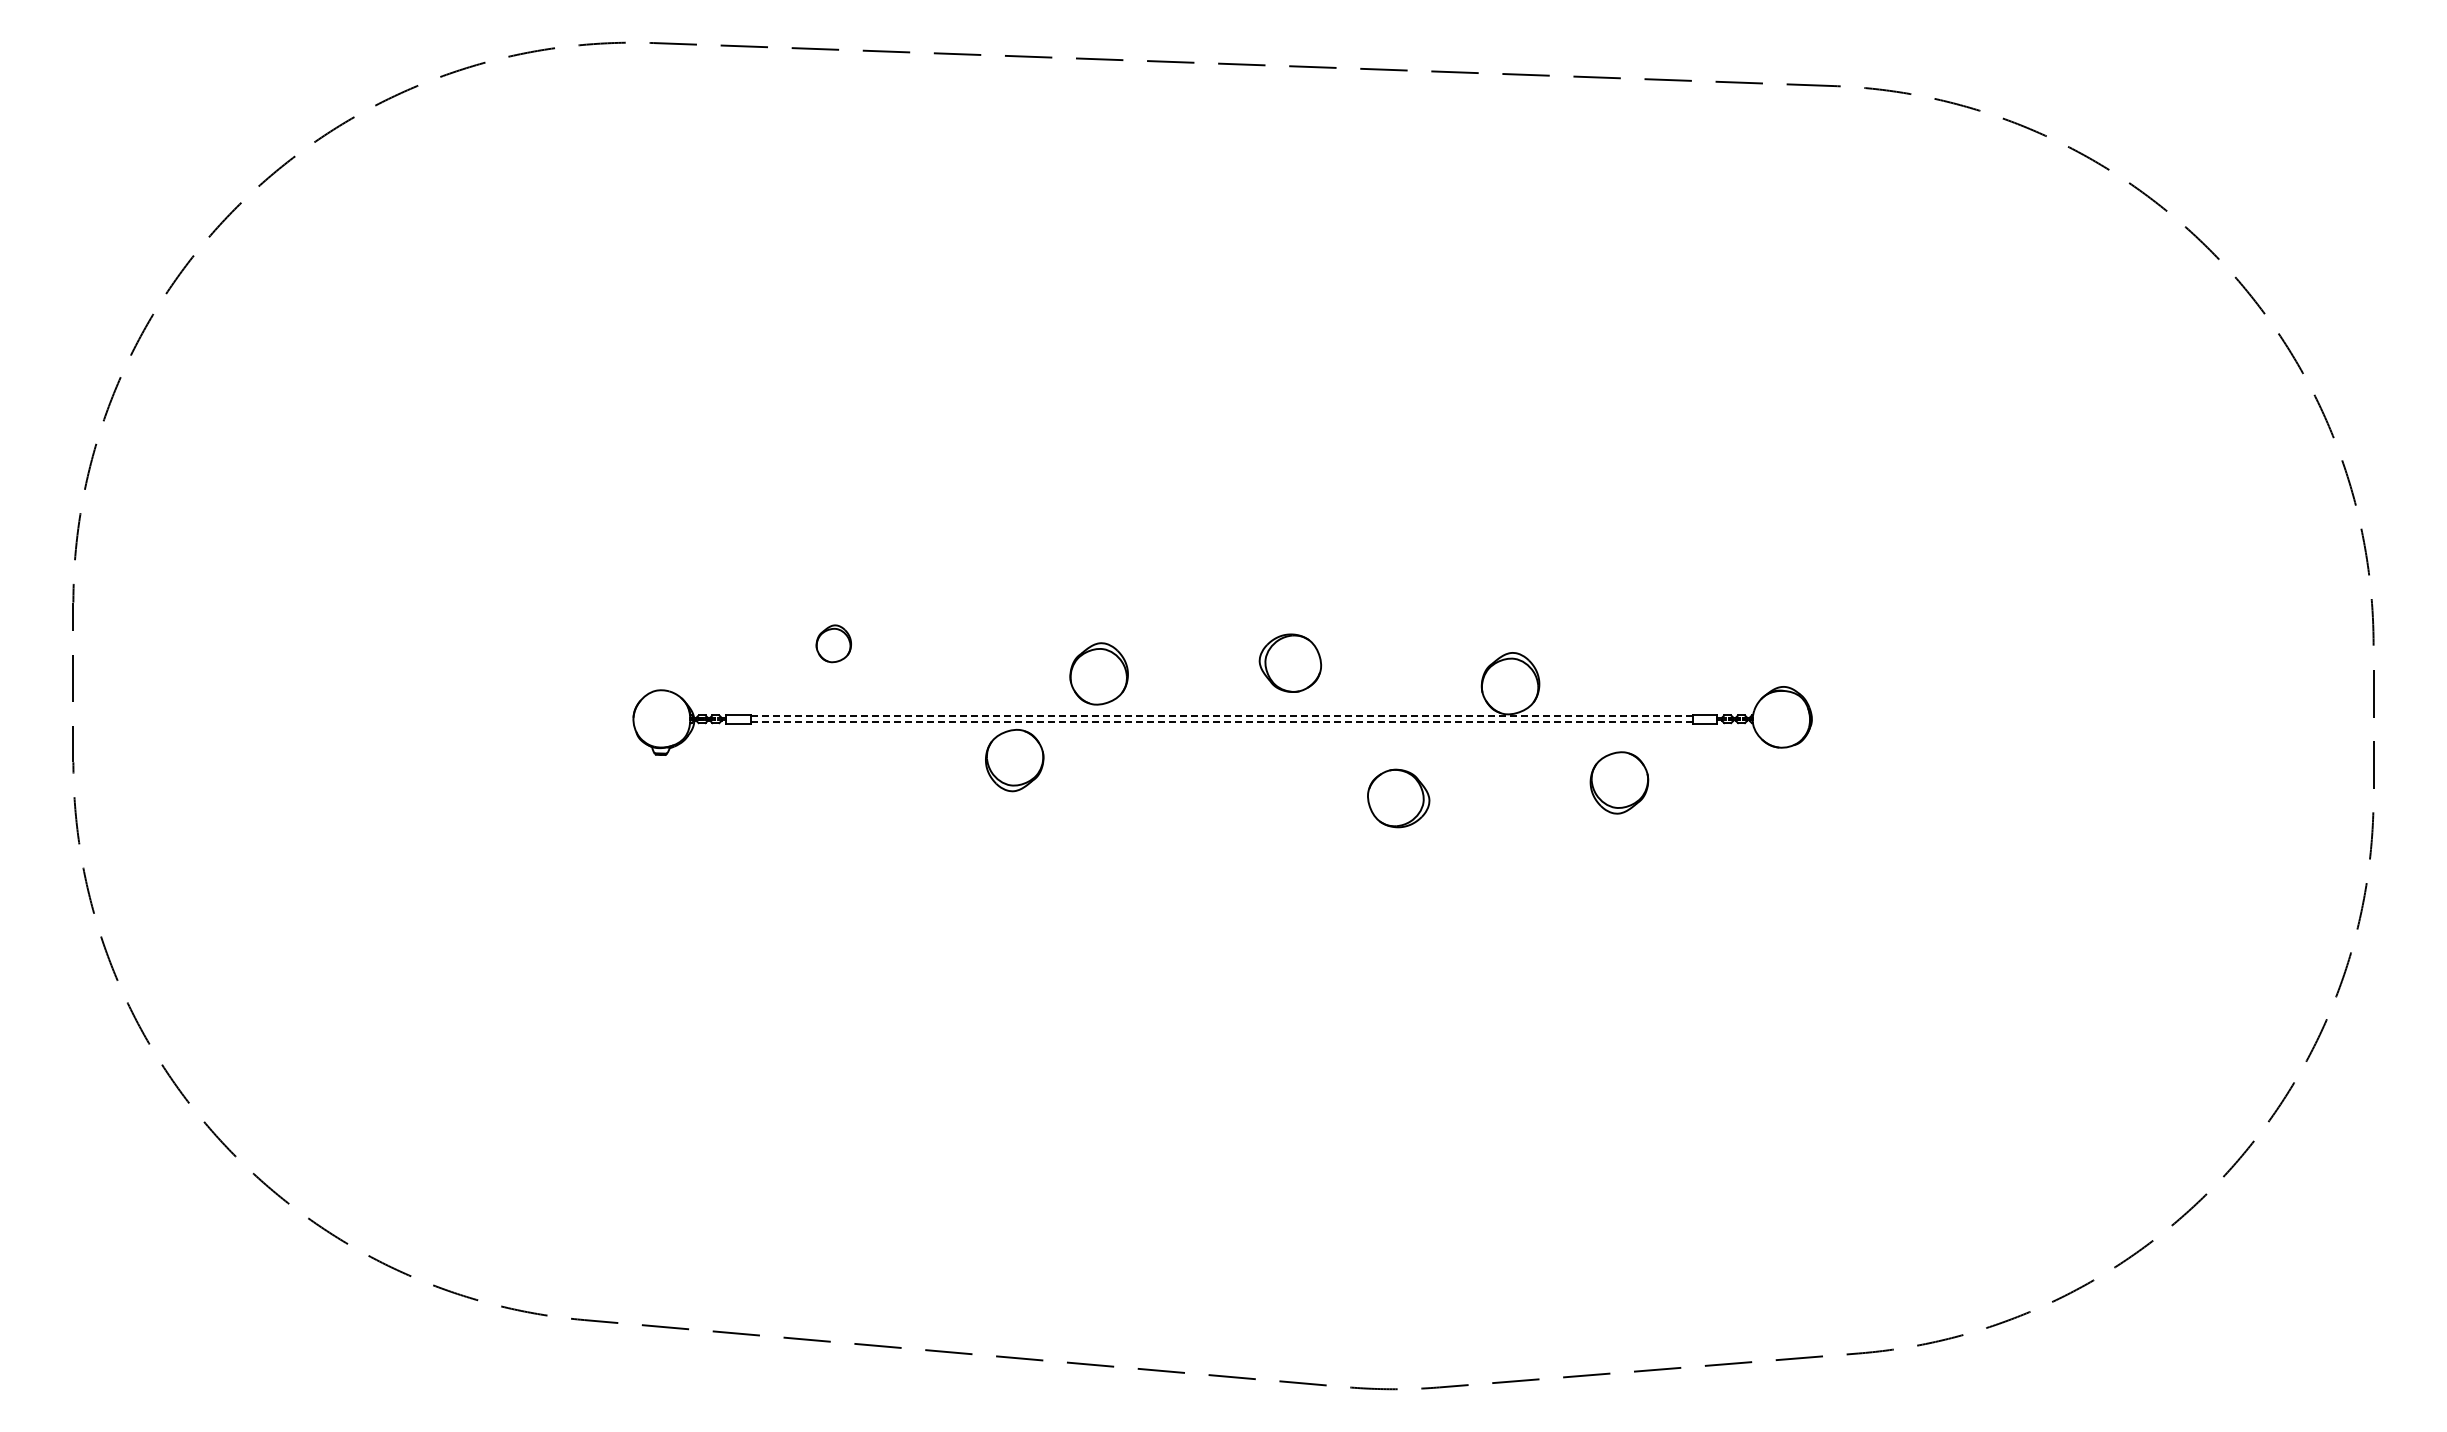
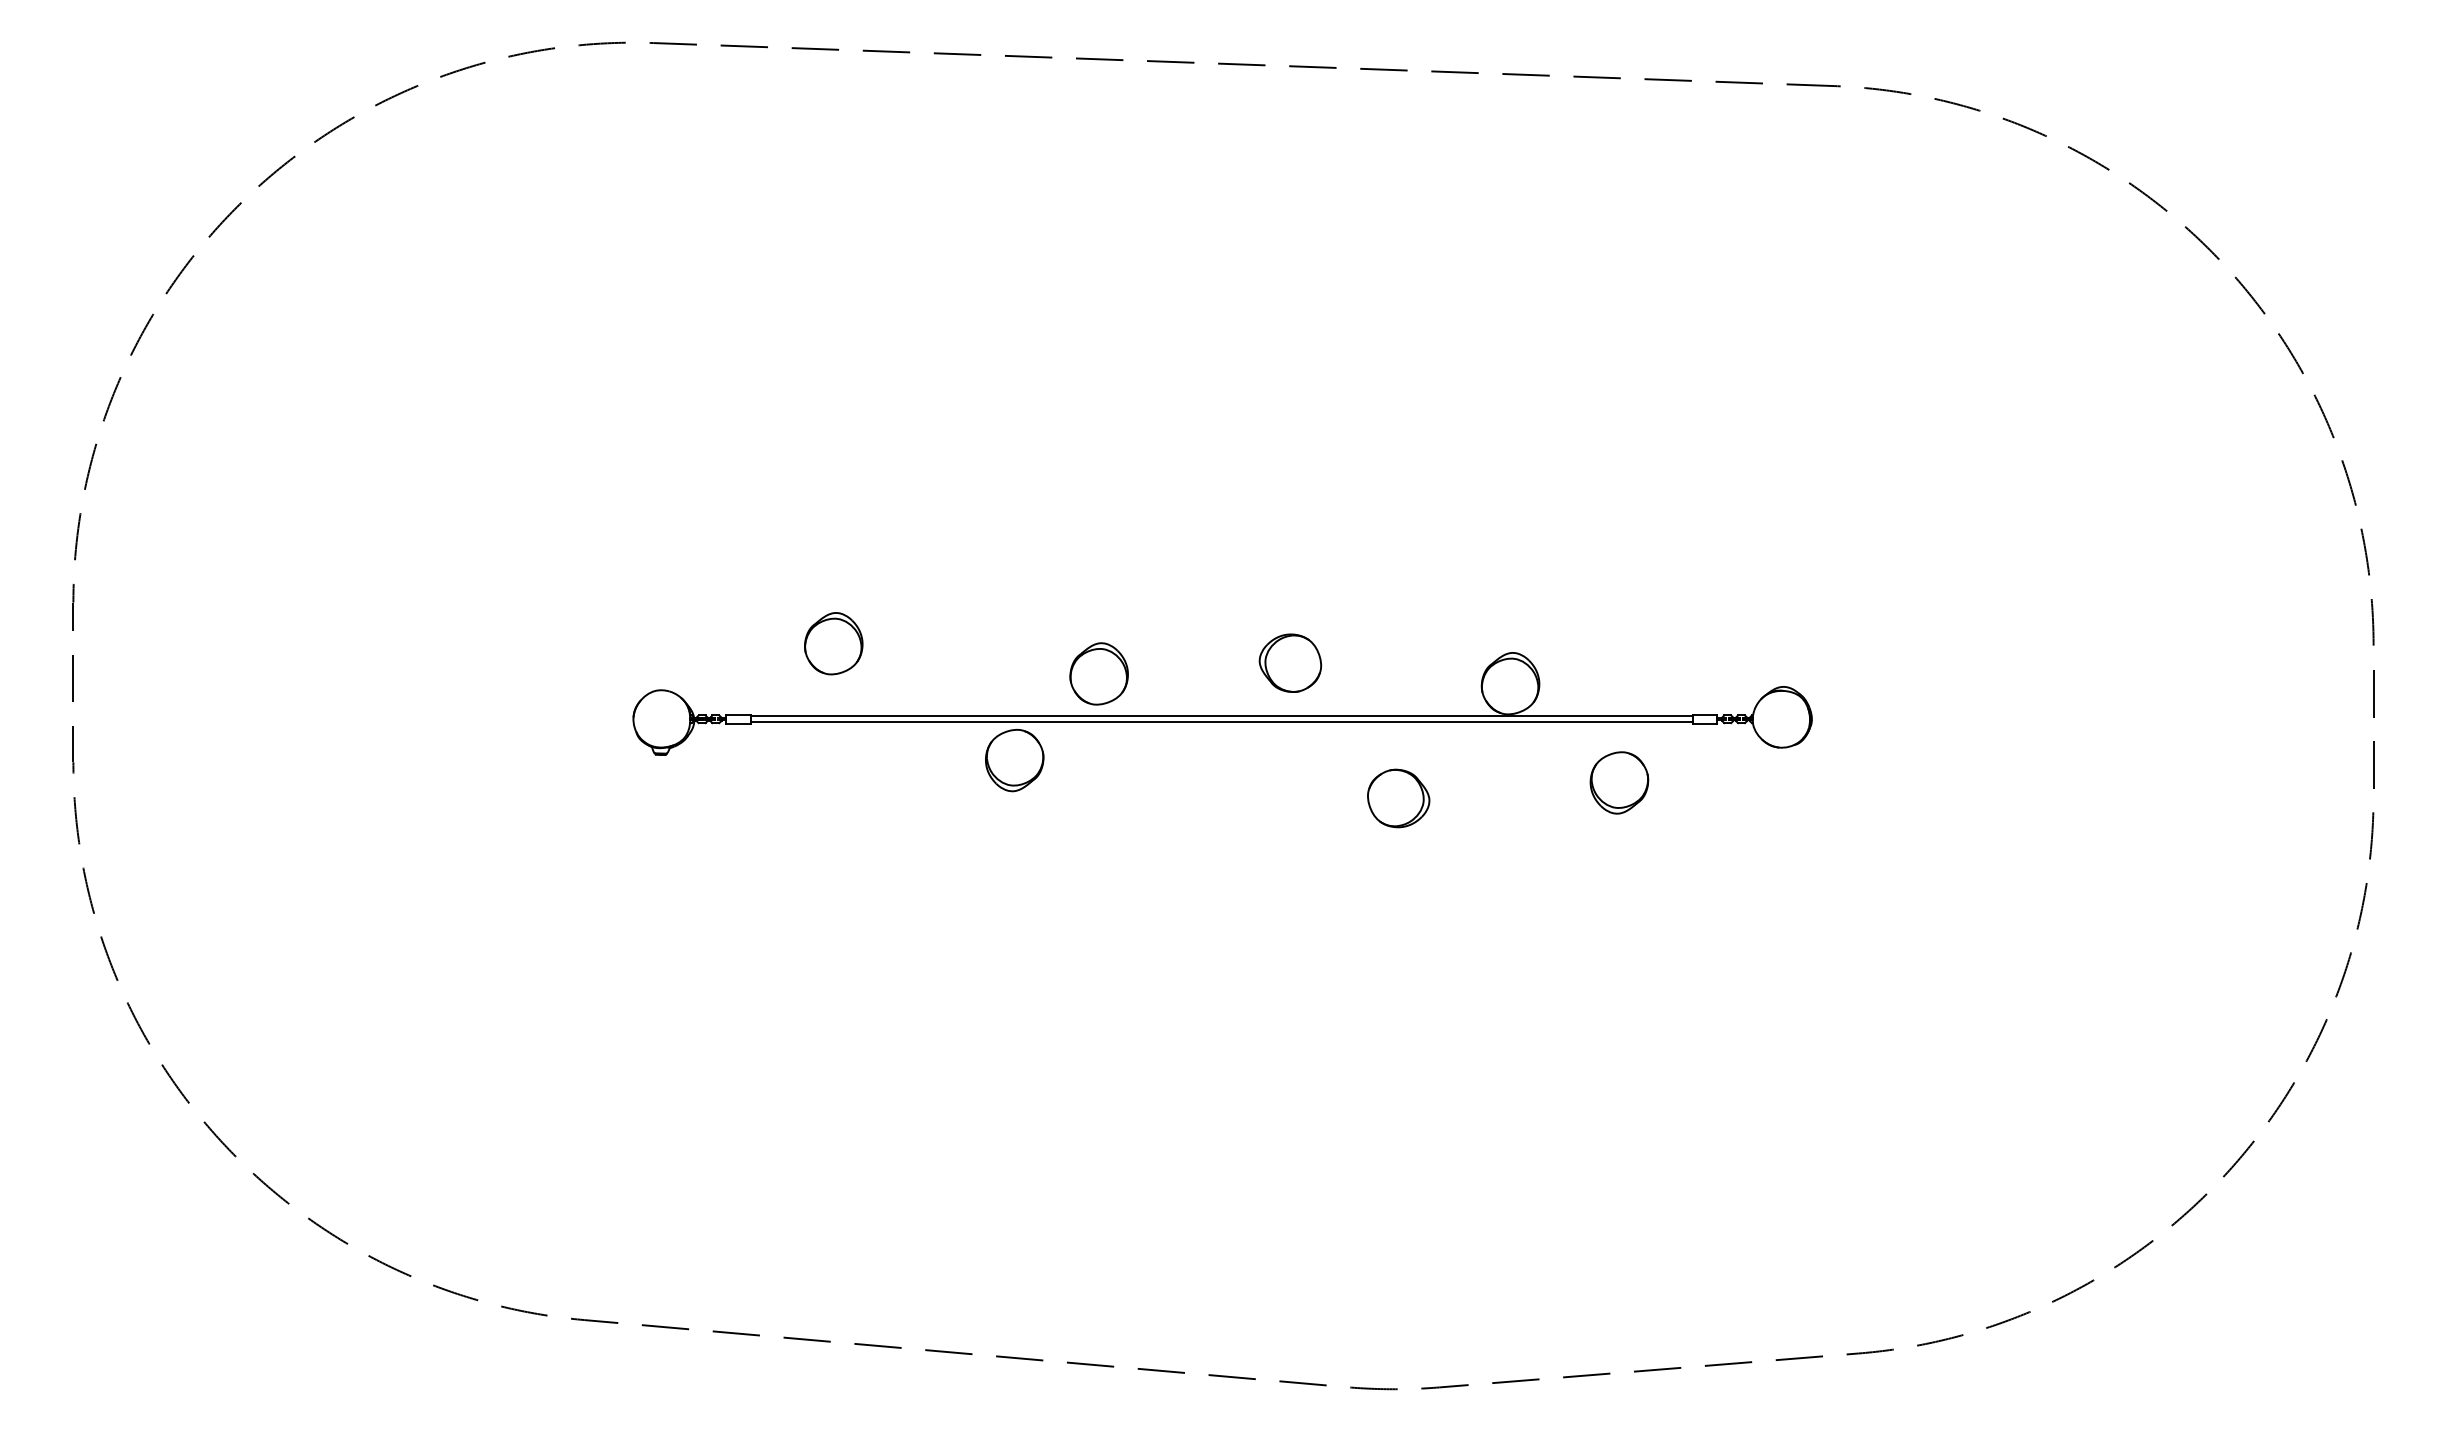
part size: 37x40 px -> 60x64 px (833, 643)
line: dashed -> solid (1221, 716)
line: dashed -> solid (1221, 722)
